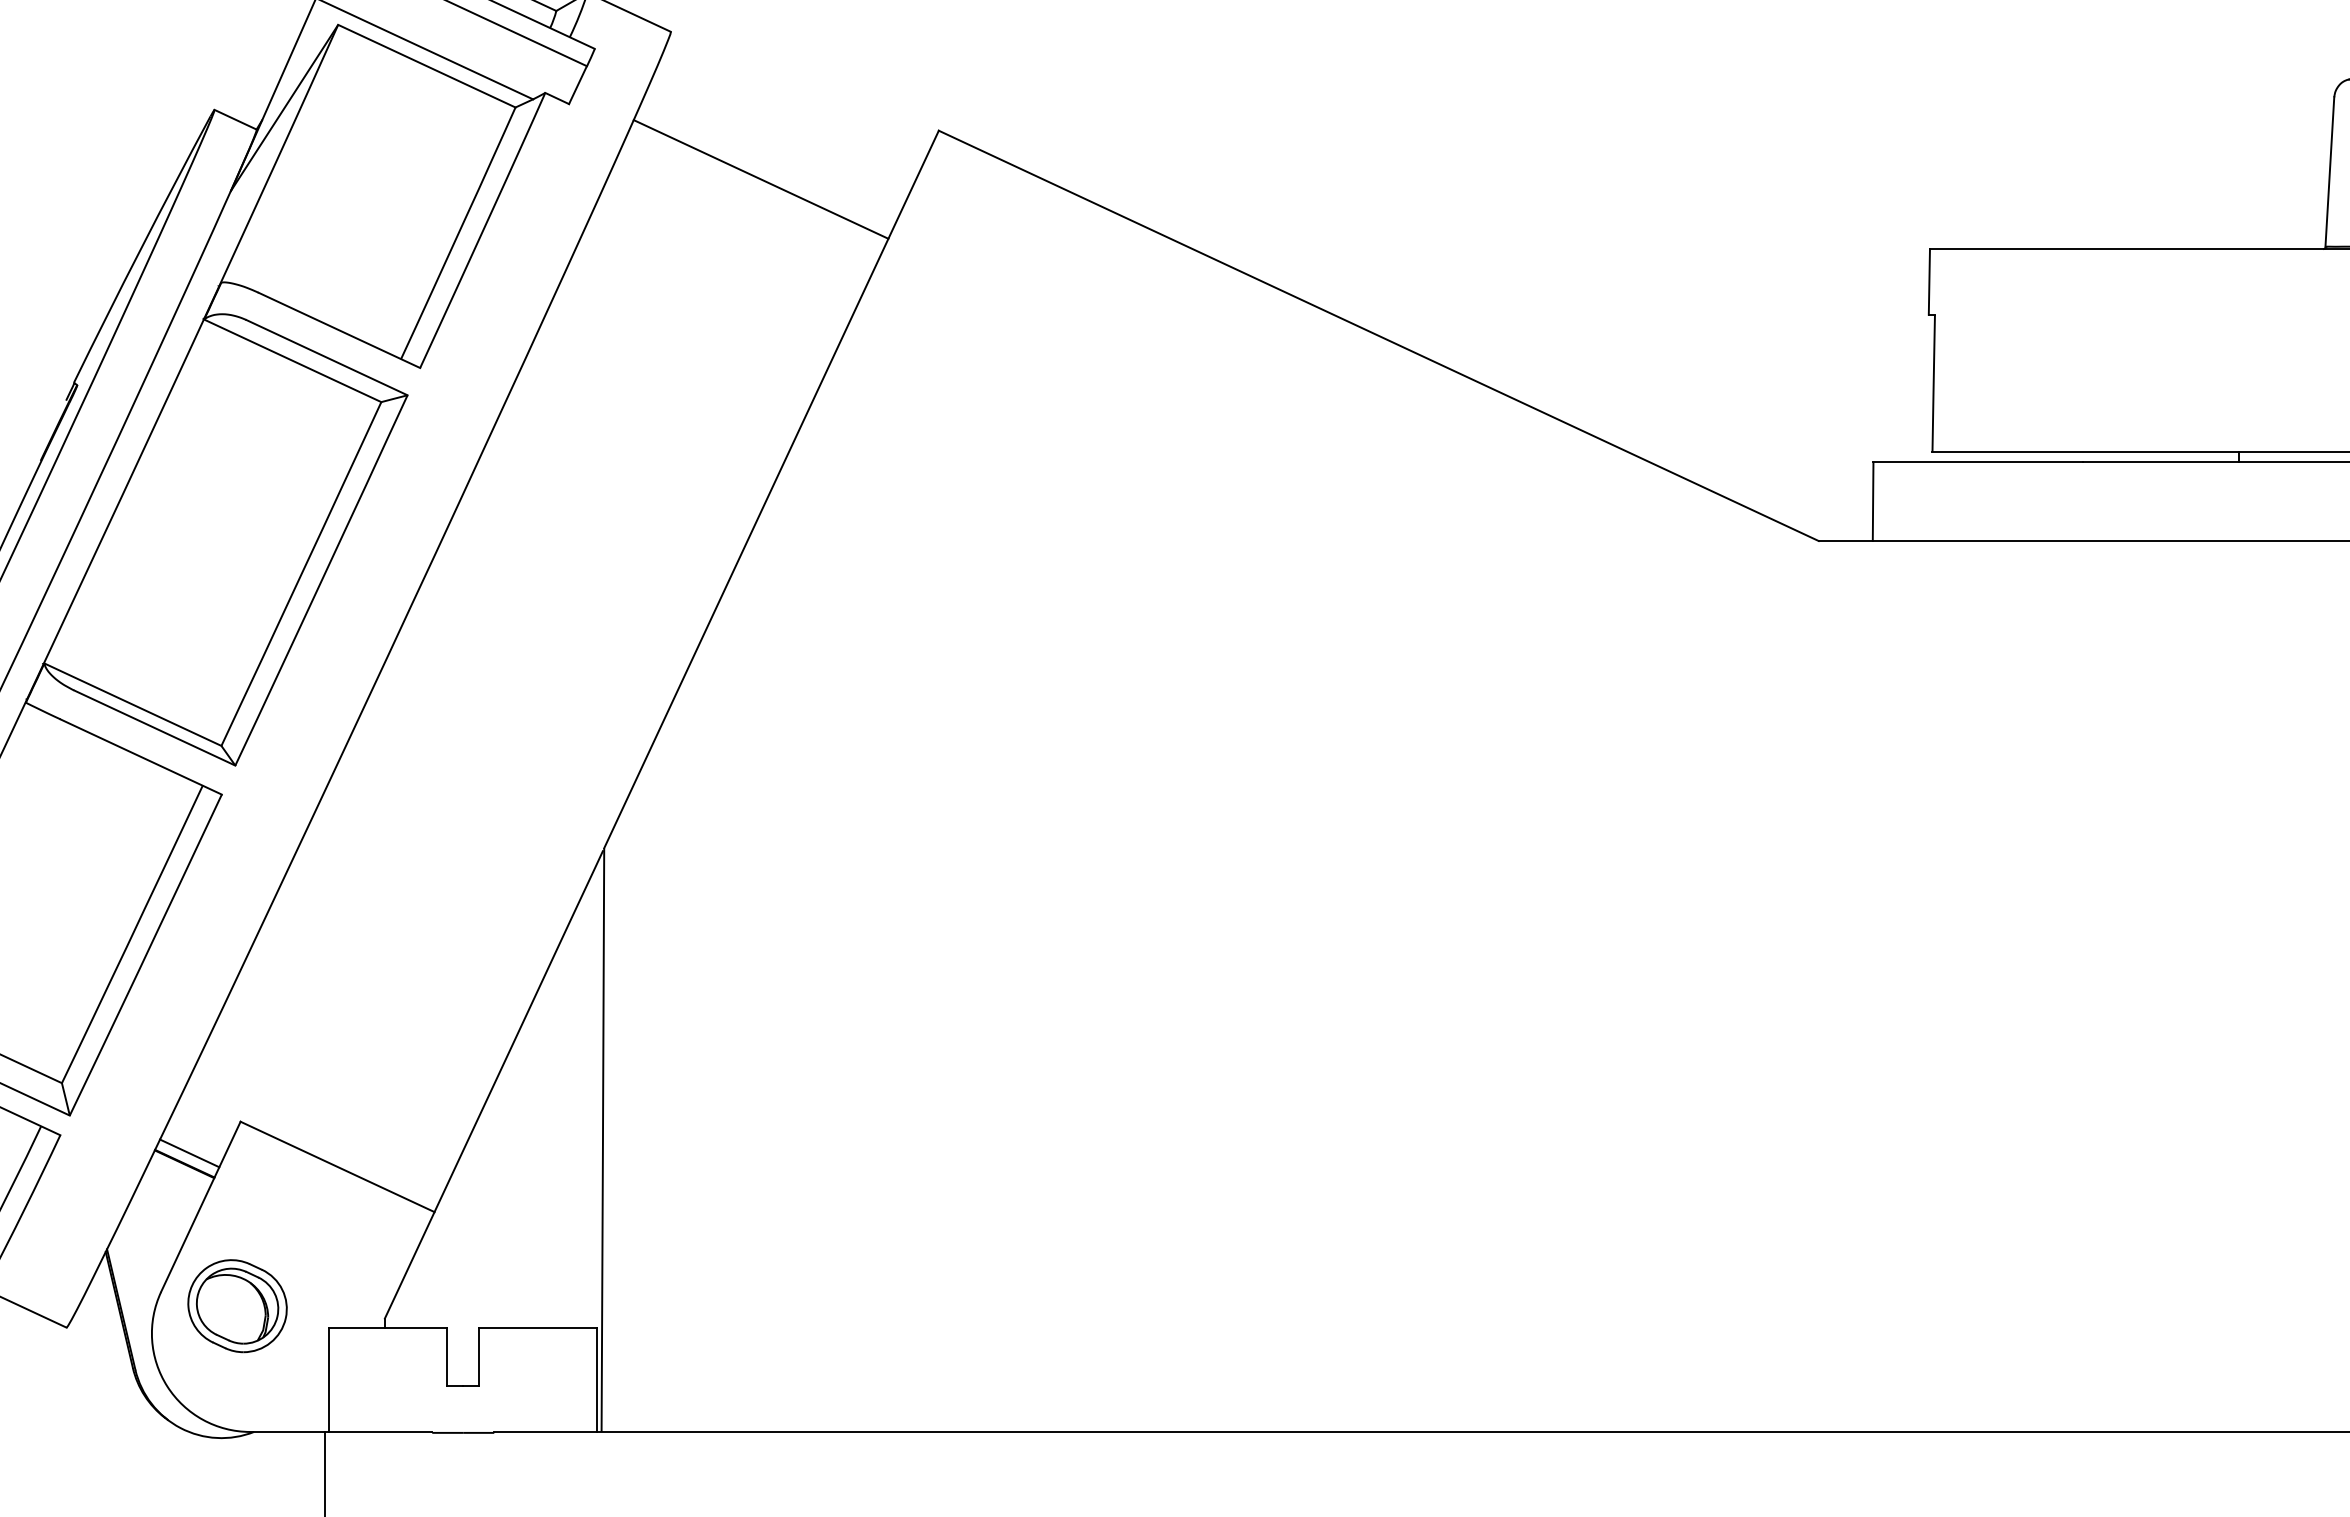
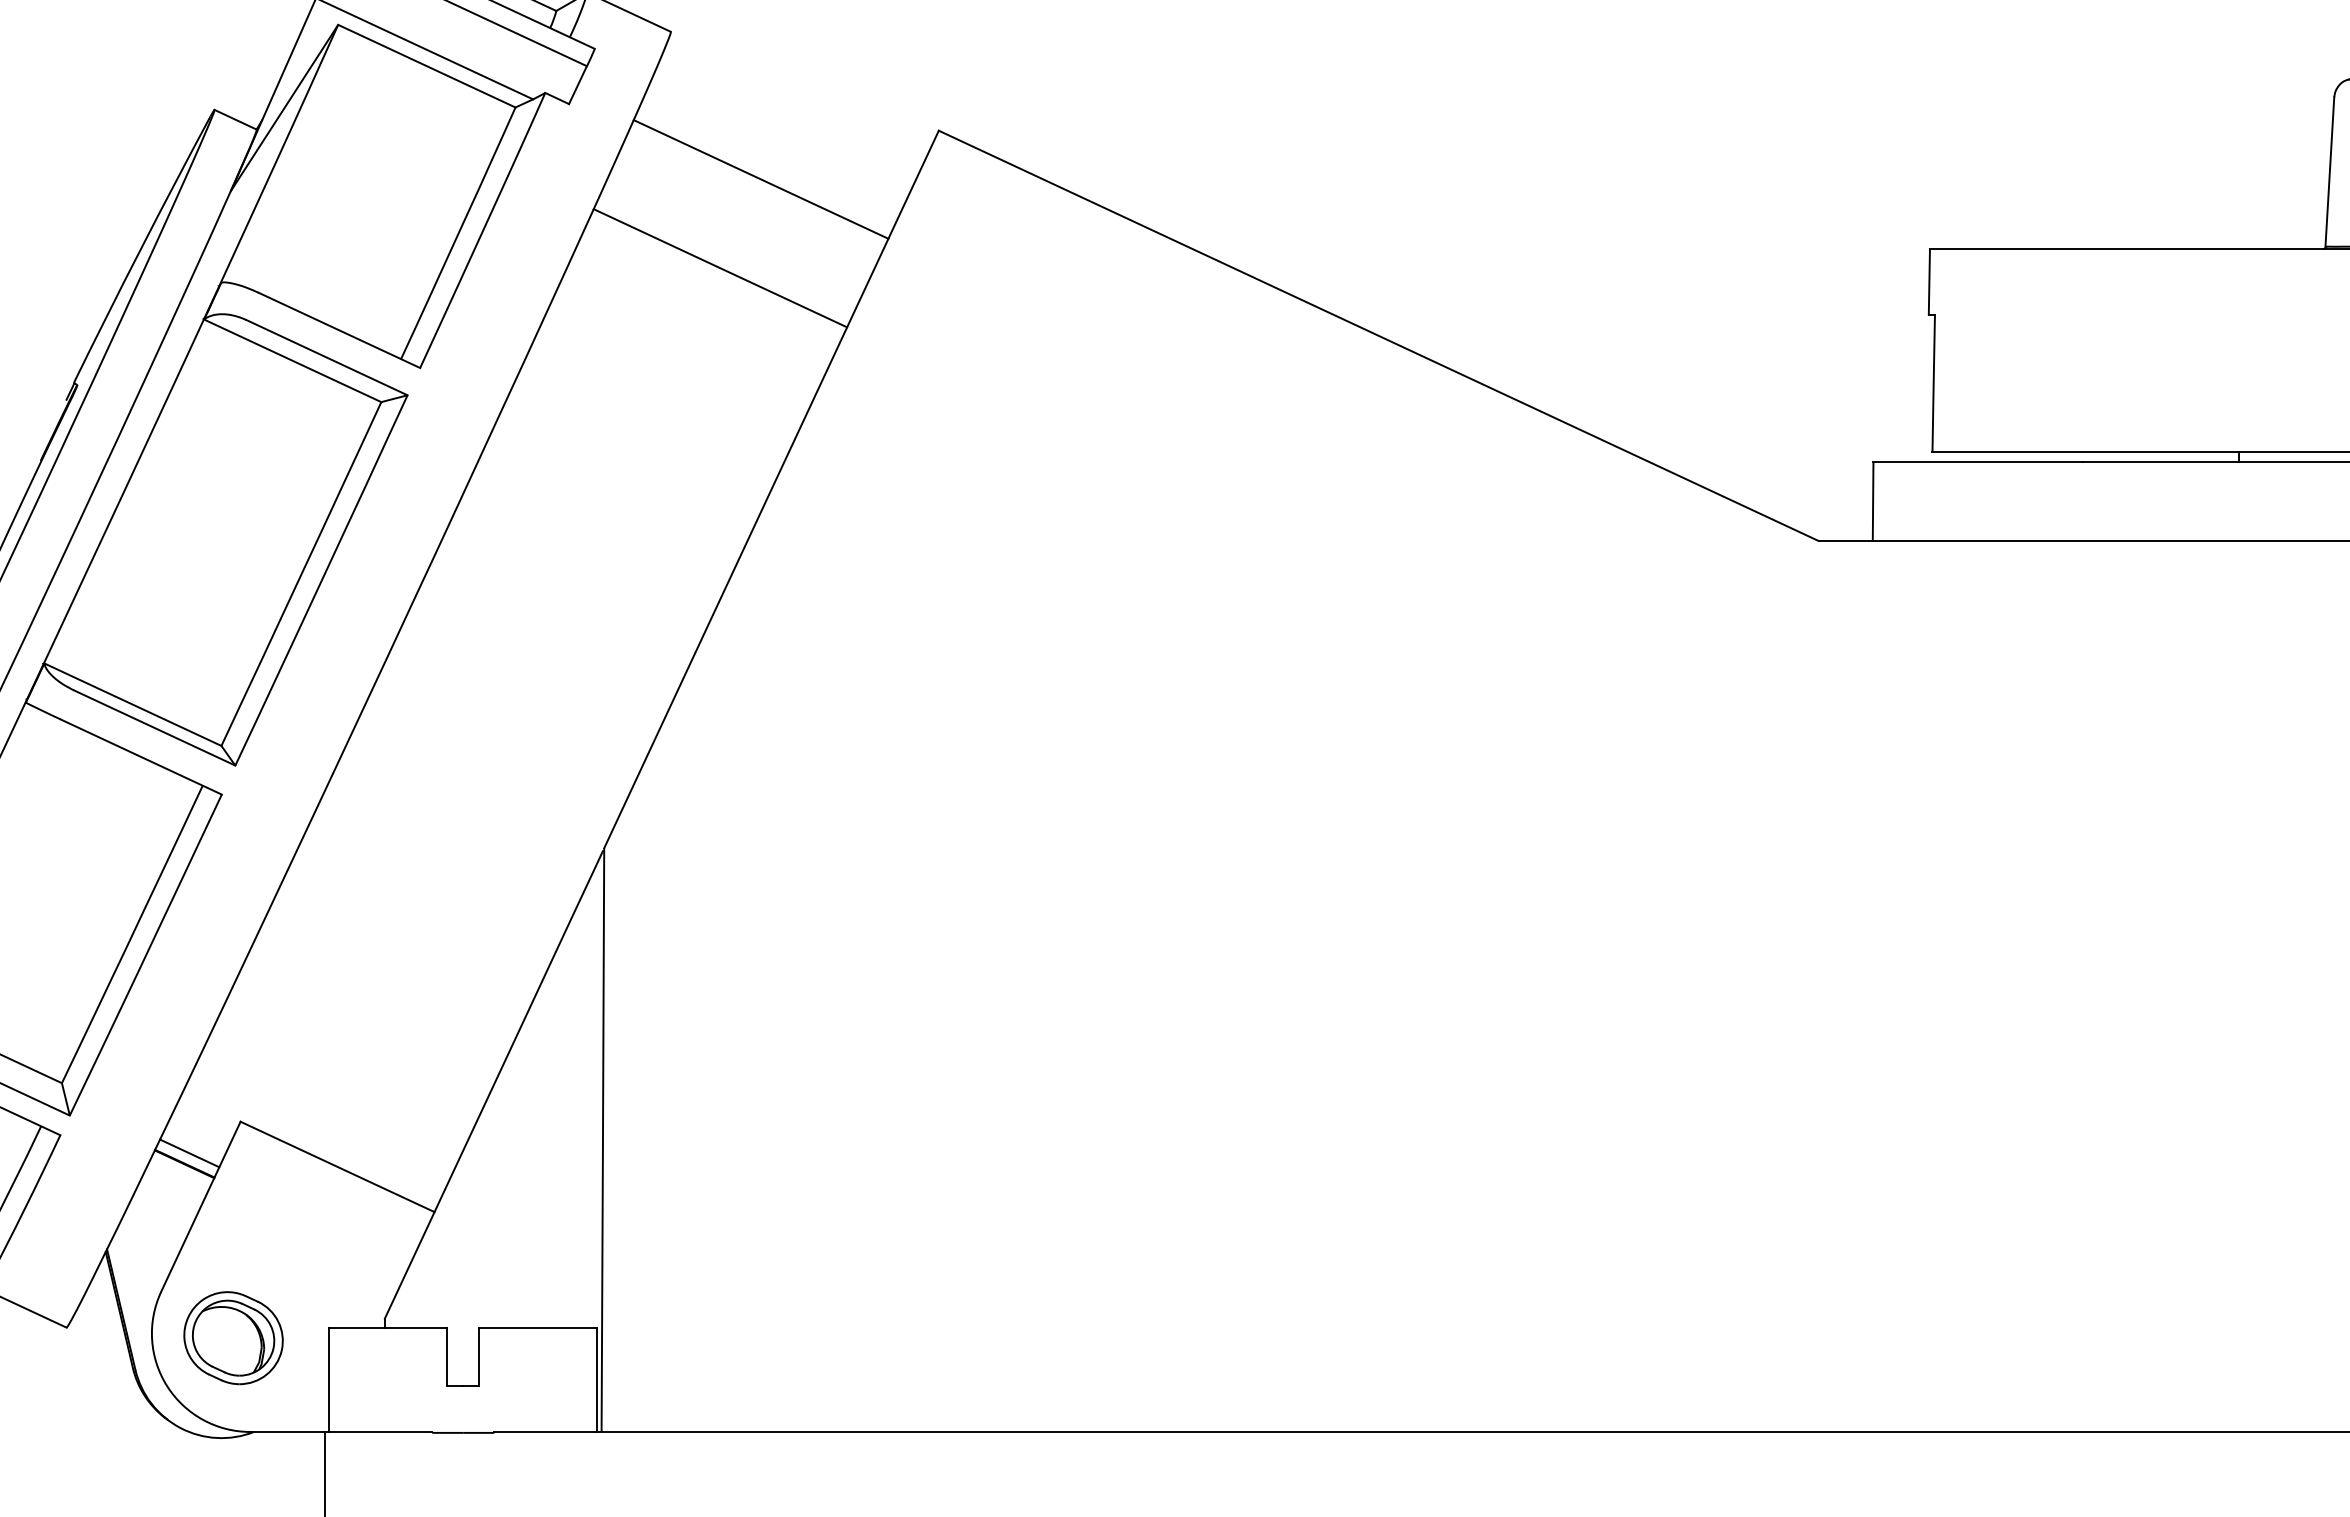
line: none -> present (720, 268)
part position: (237, 1306) -> (233, 1338) (233, 1338)
